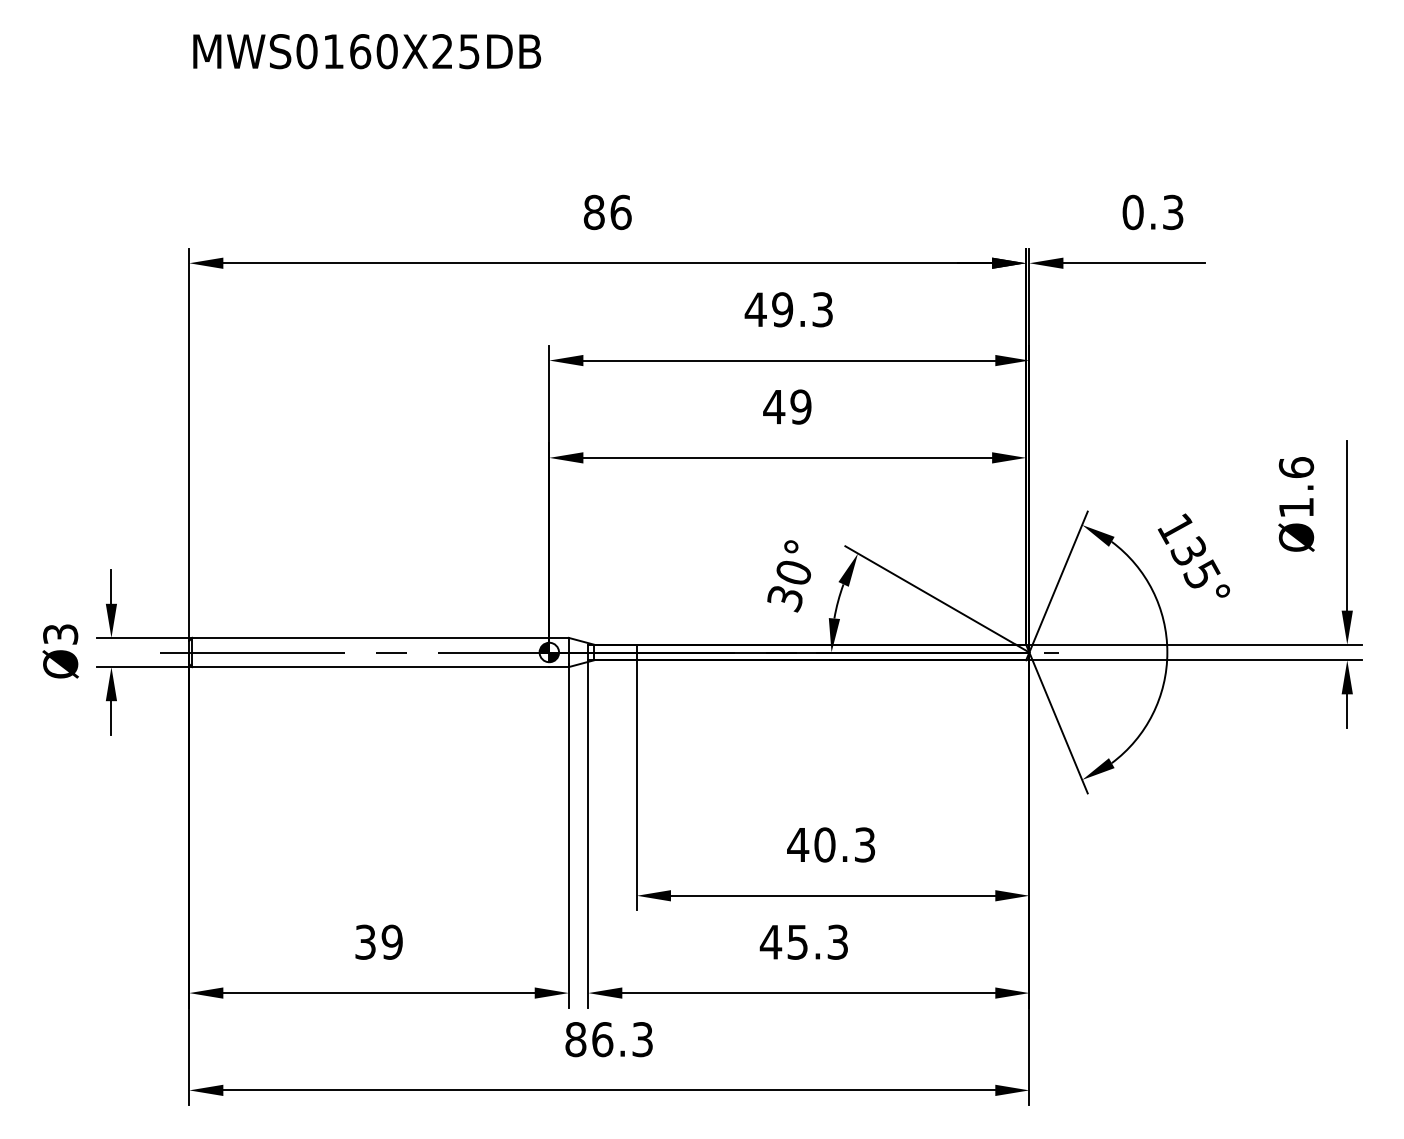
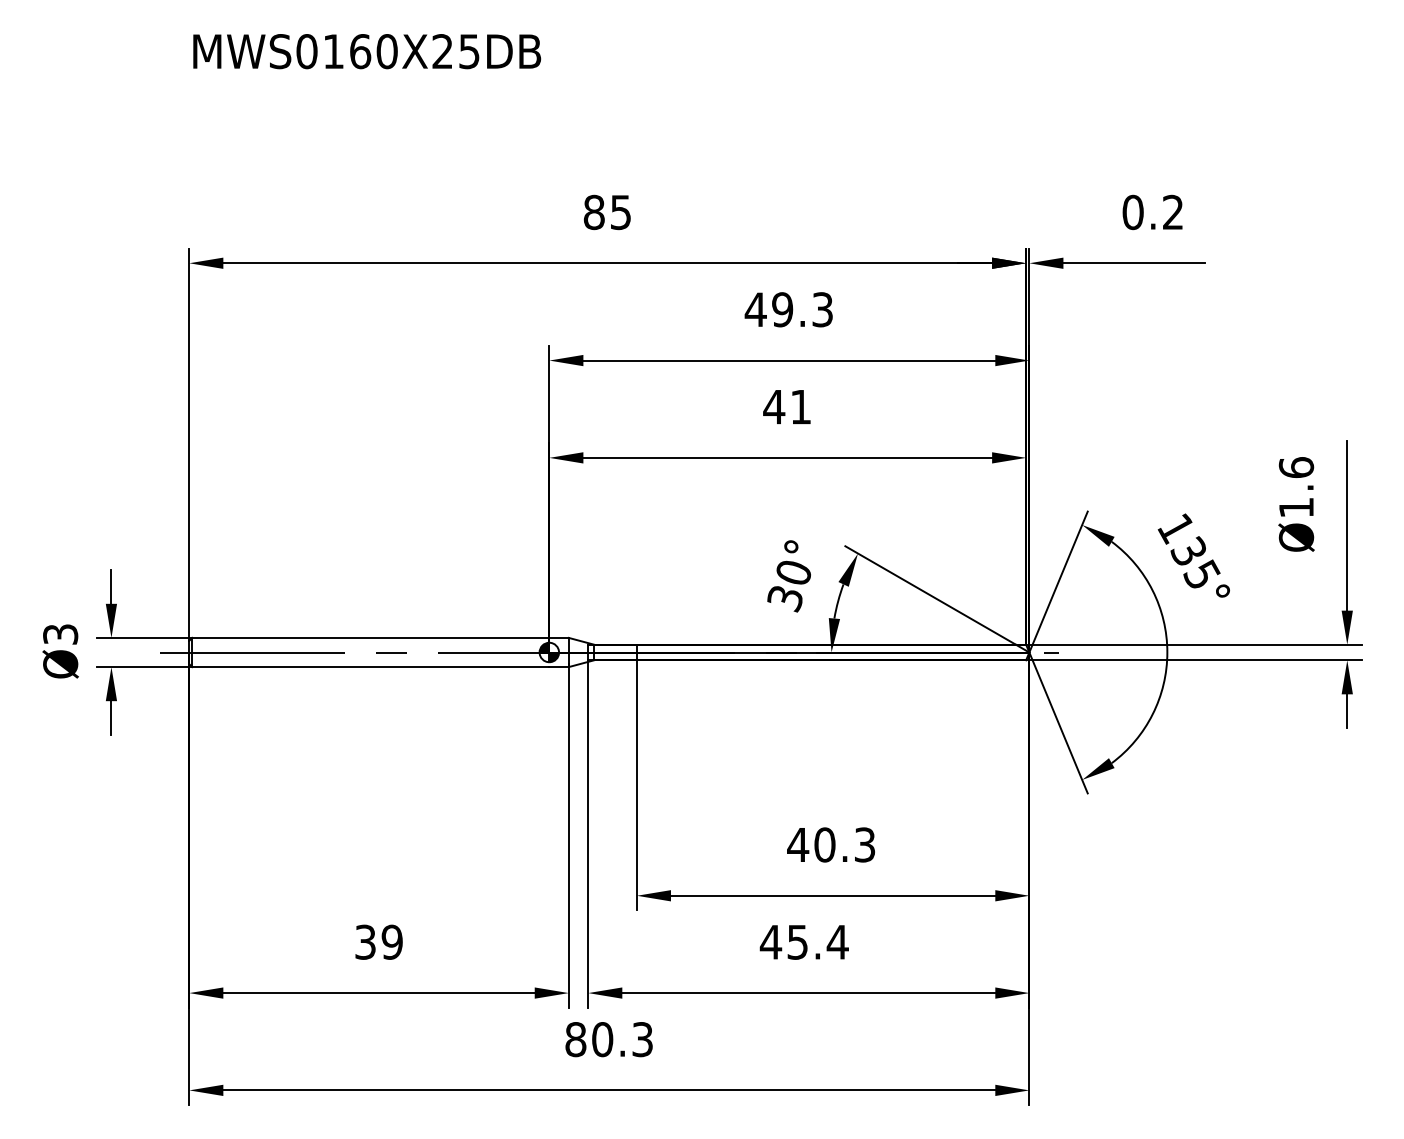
text: 86 -> 85 (620, 212)
text: 0.3 -> 0.2 (1173, 212)
text: 49 -> 41 (800, 406)
text: 45.3 -> 45.4 (837, 941)
text: 86.3 -> 80.3 (602, 1039)
